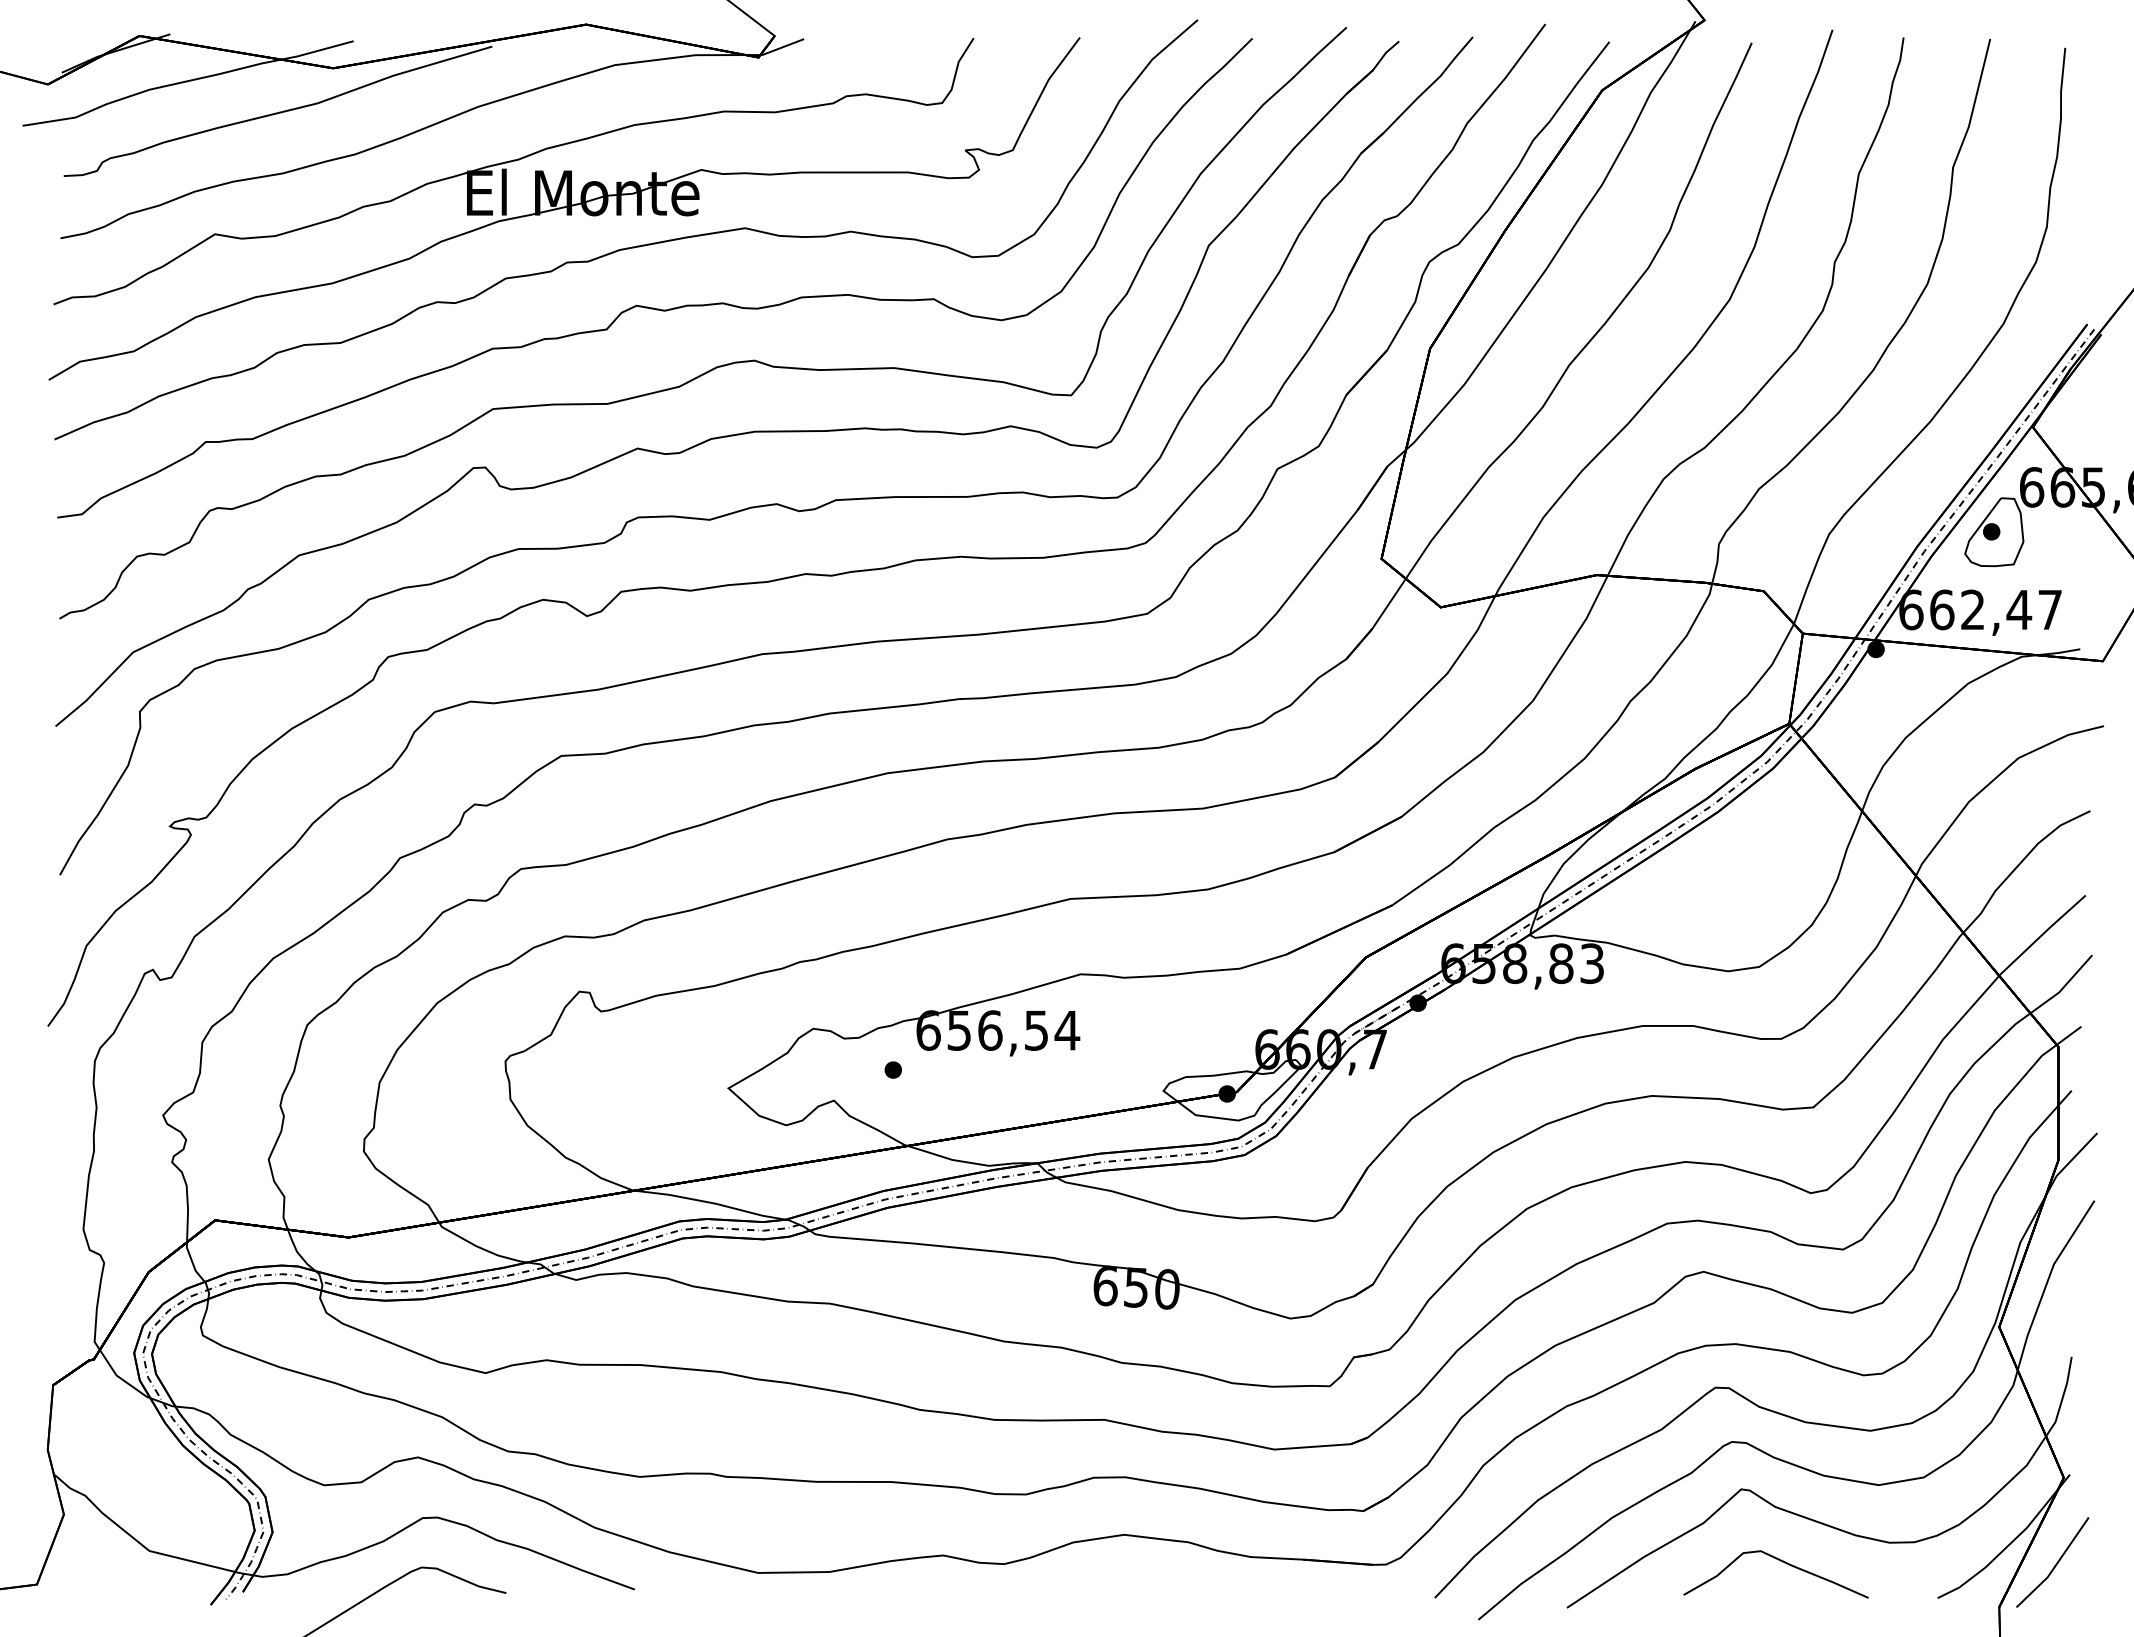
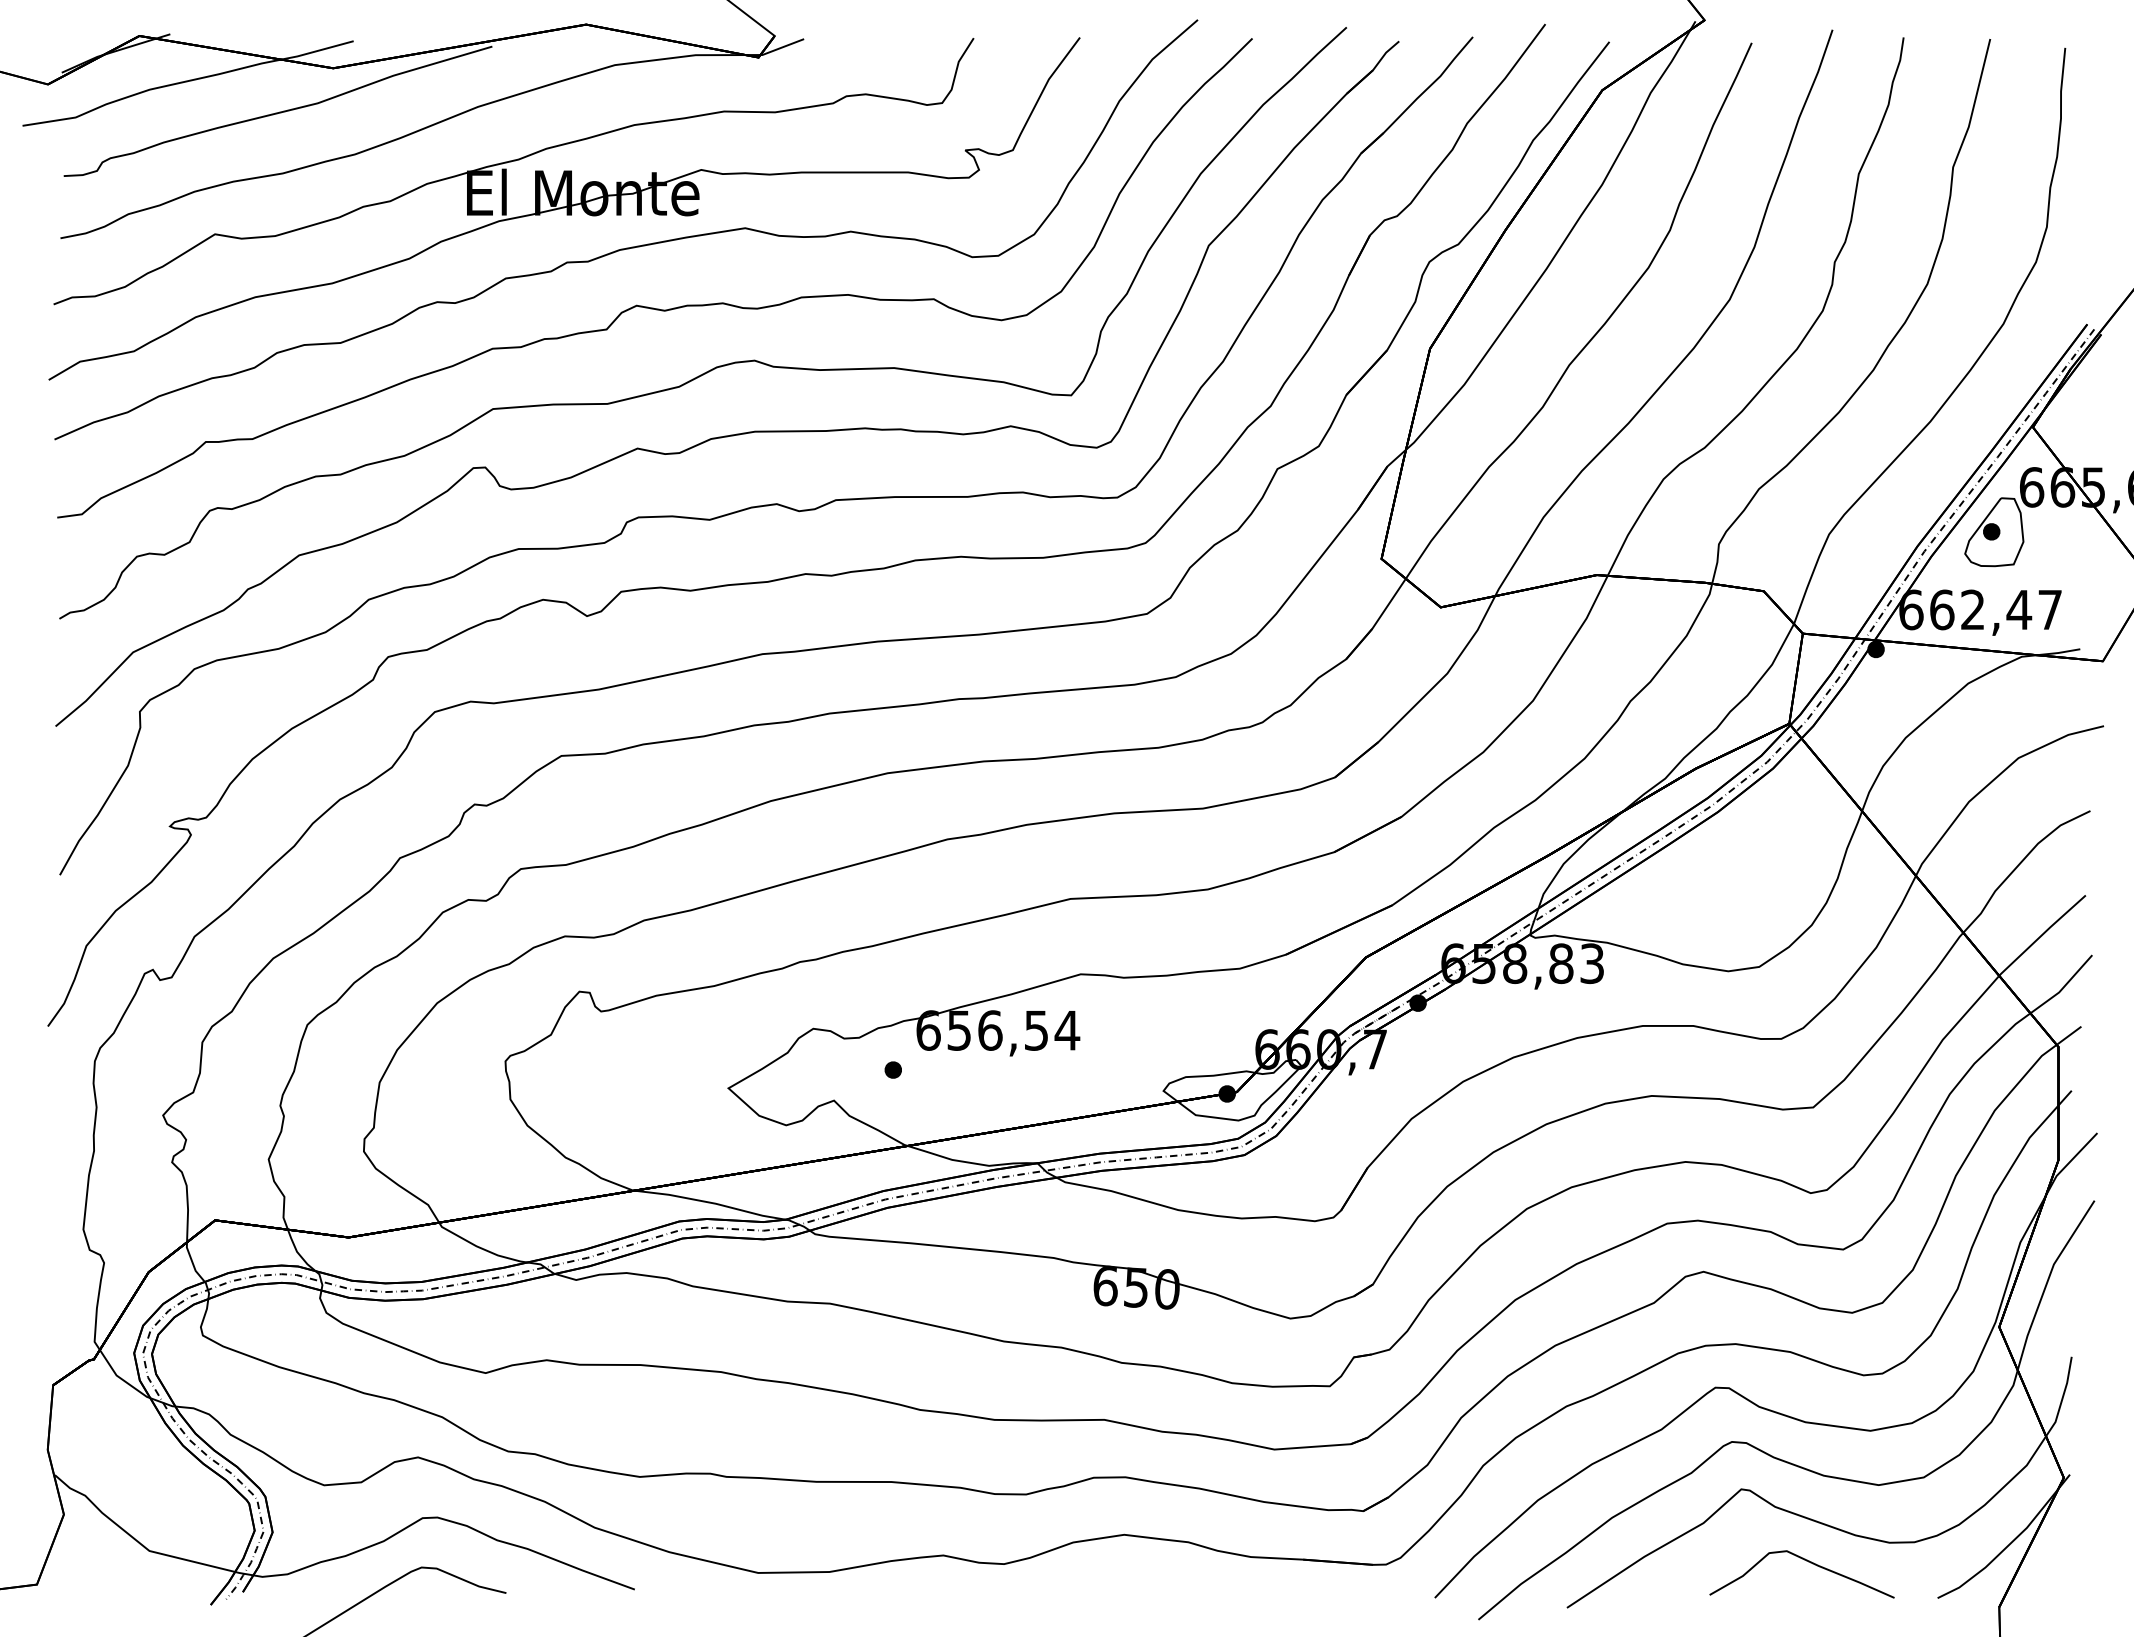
curve position: (1782, 1562) -> (1808, 1562) (1808, 1562)
line: present -> none (2055, 1564)
